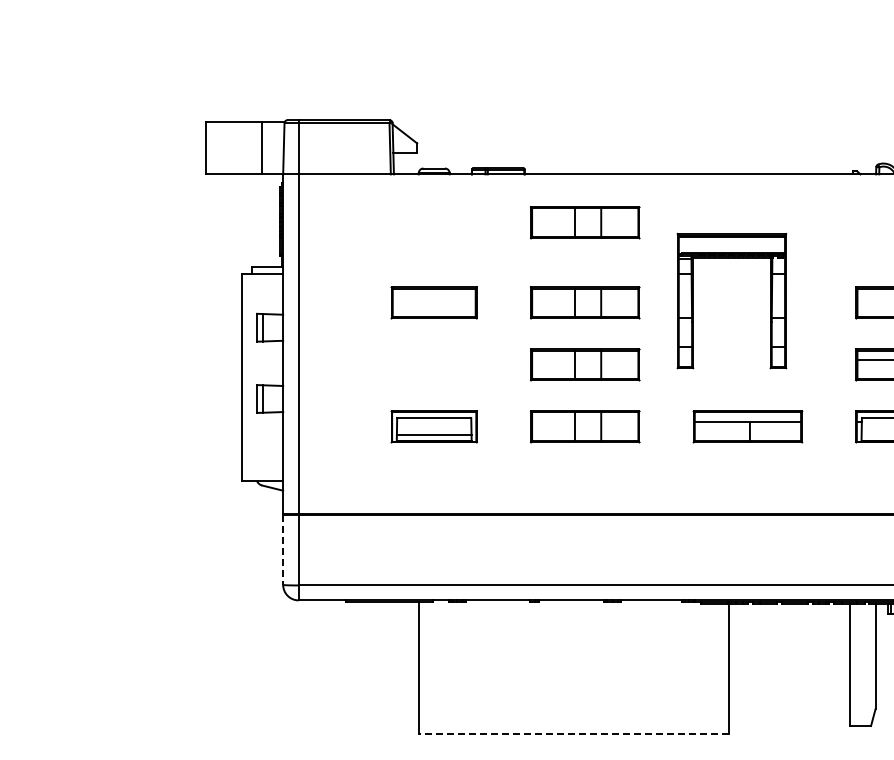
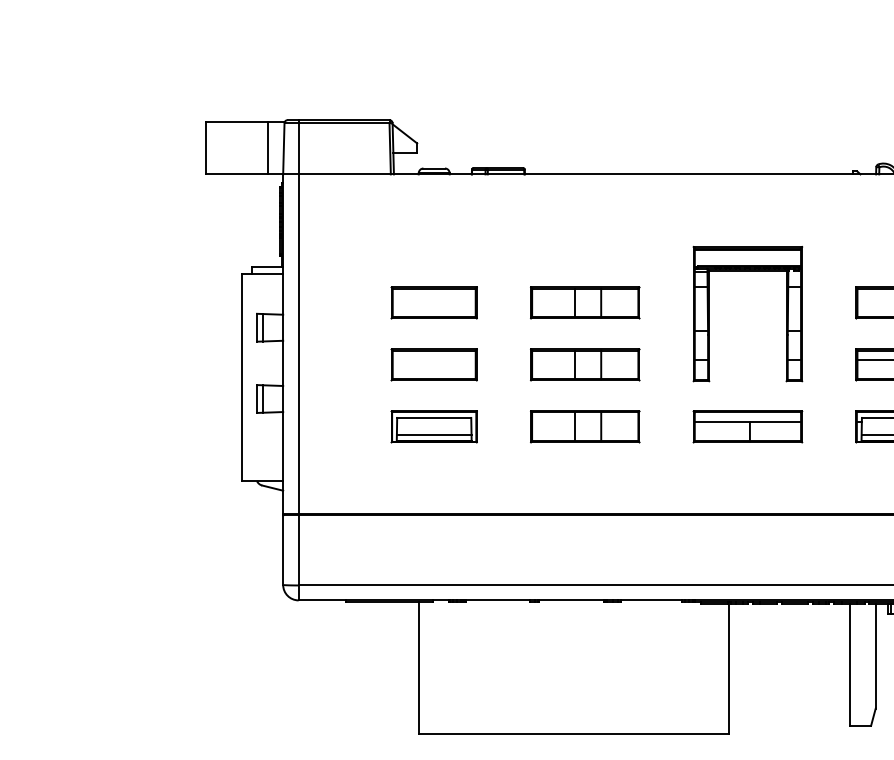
line position: (261, 147) -> (267, 147) (267, 147)
part: present -> none (585, 222)
part position: (693, 301) -> (709, 314) (709, 314)
part: none -> present (433, 364)
line: none -> present (875, 434)
line: dashed -> solid (283, 550)
line: dashed -> solid (573, 733)
